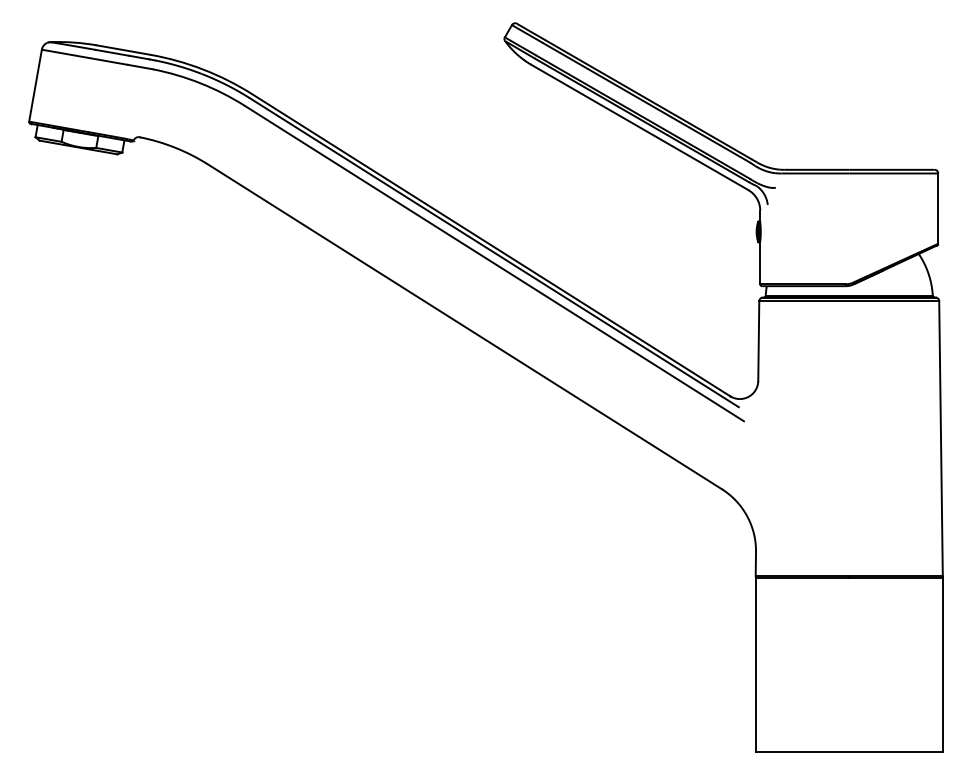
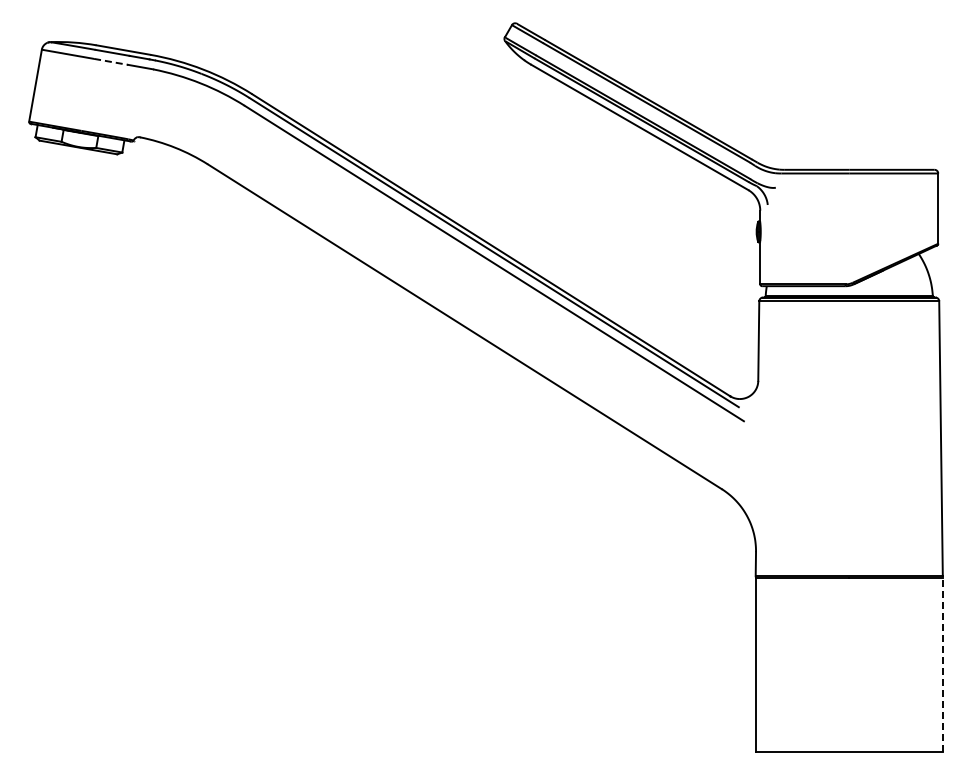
line: solid -> dashed (112, 62)
line: solid -> dashed (942, 663)
